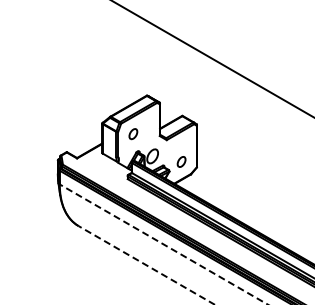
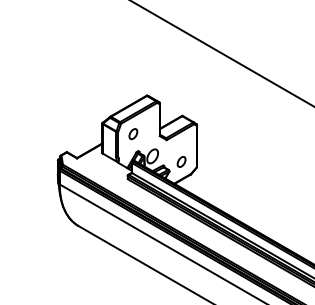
line position: (212, 59) -> (221, 53) (221, 53)
line: dashed -> solid (163, 244)
line: dashed -> solid (146, 265)
